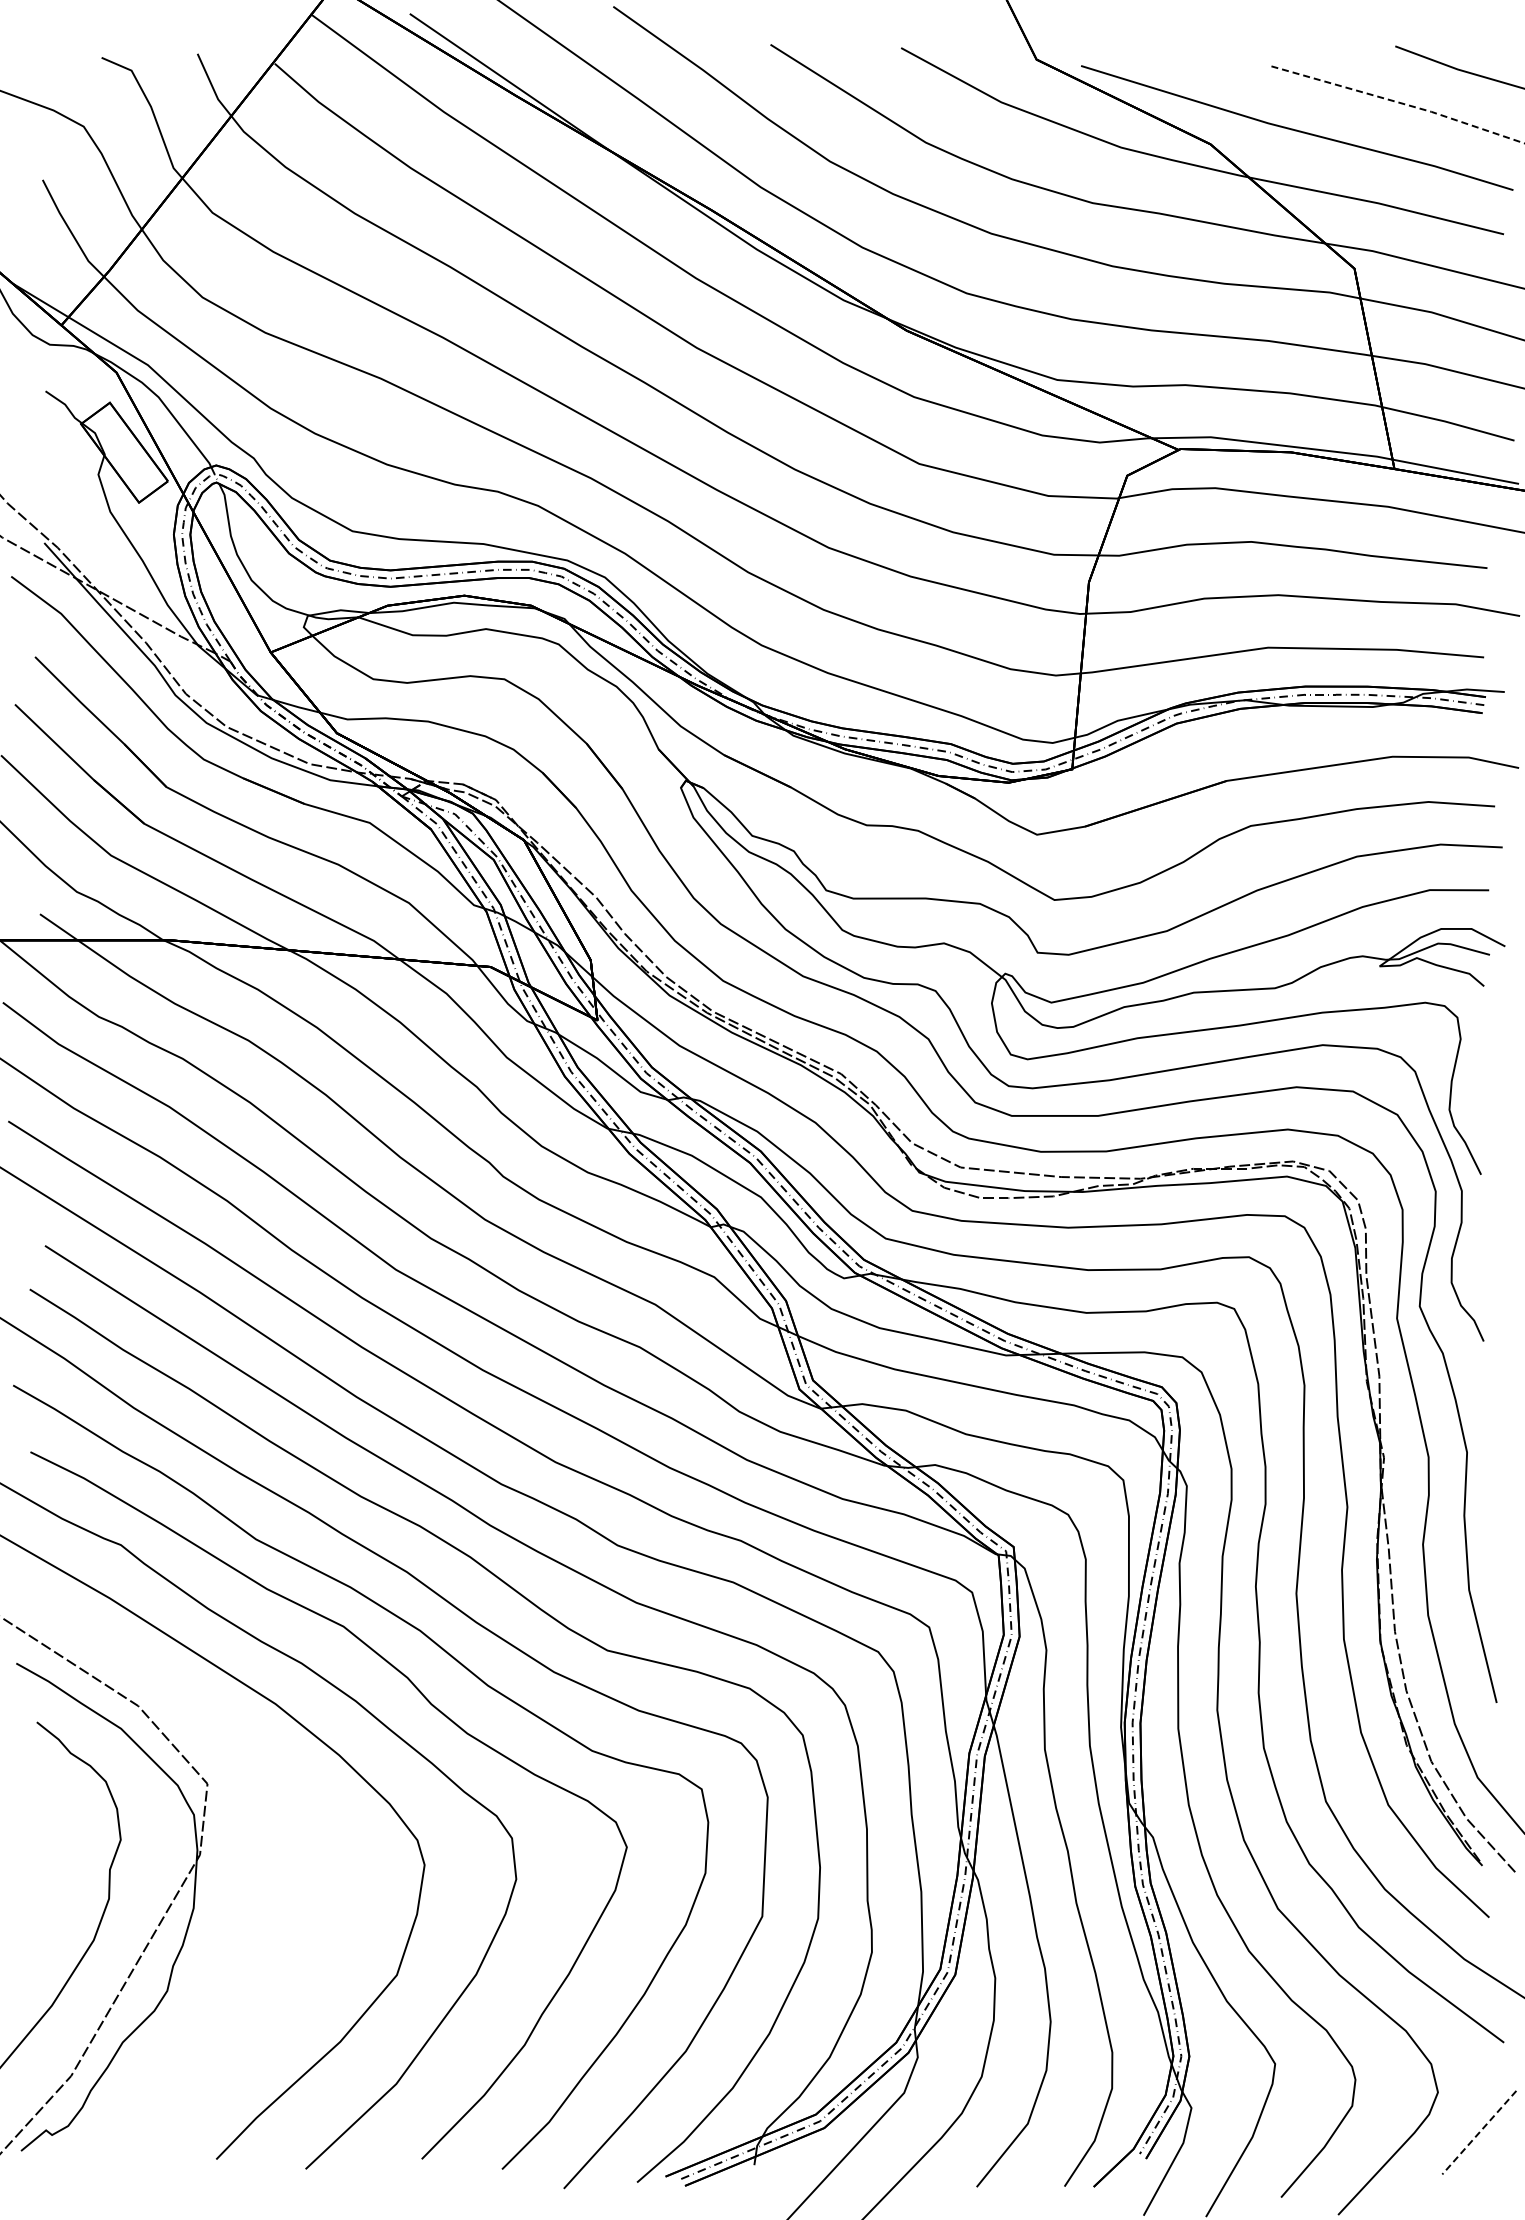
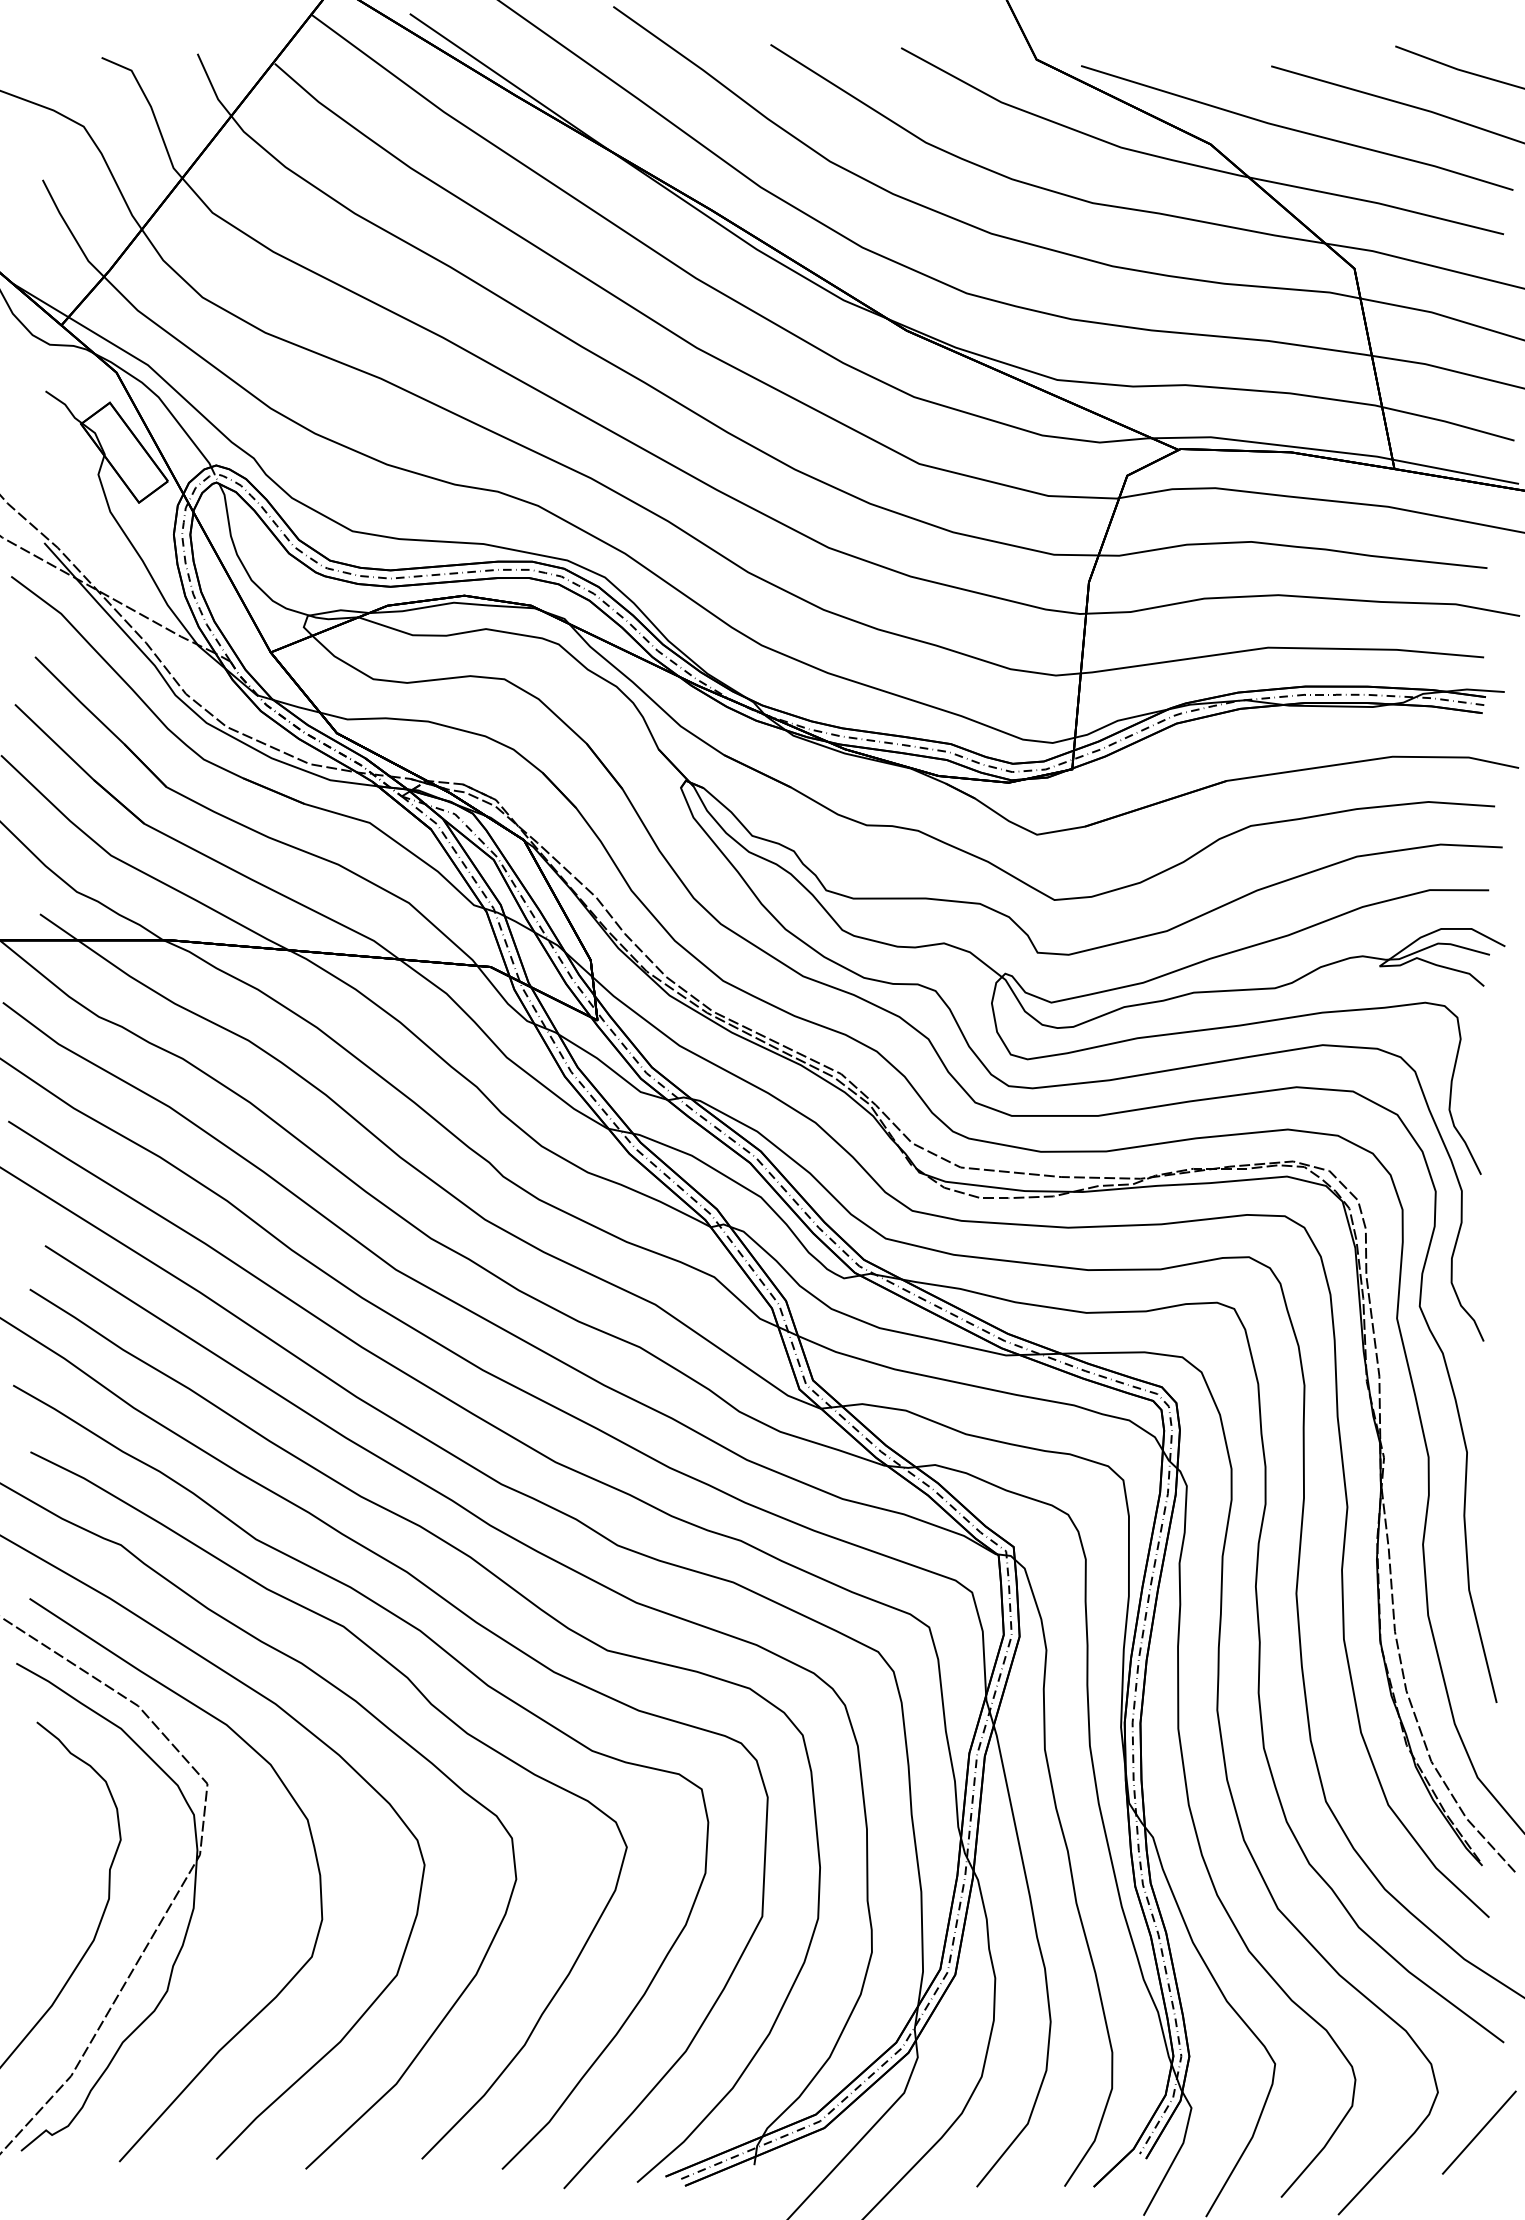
line: dashed -> solid (1398, 102)
curve: none -> present (313, 1849)
line: dashed -> solid (1479, 2132)
